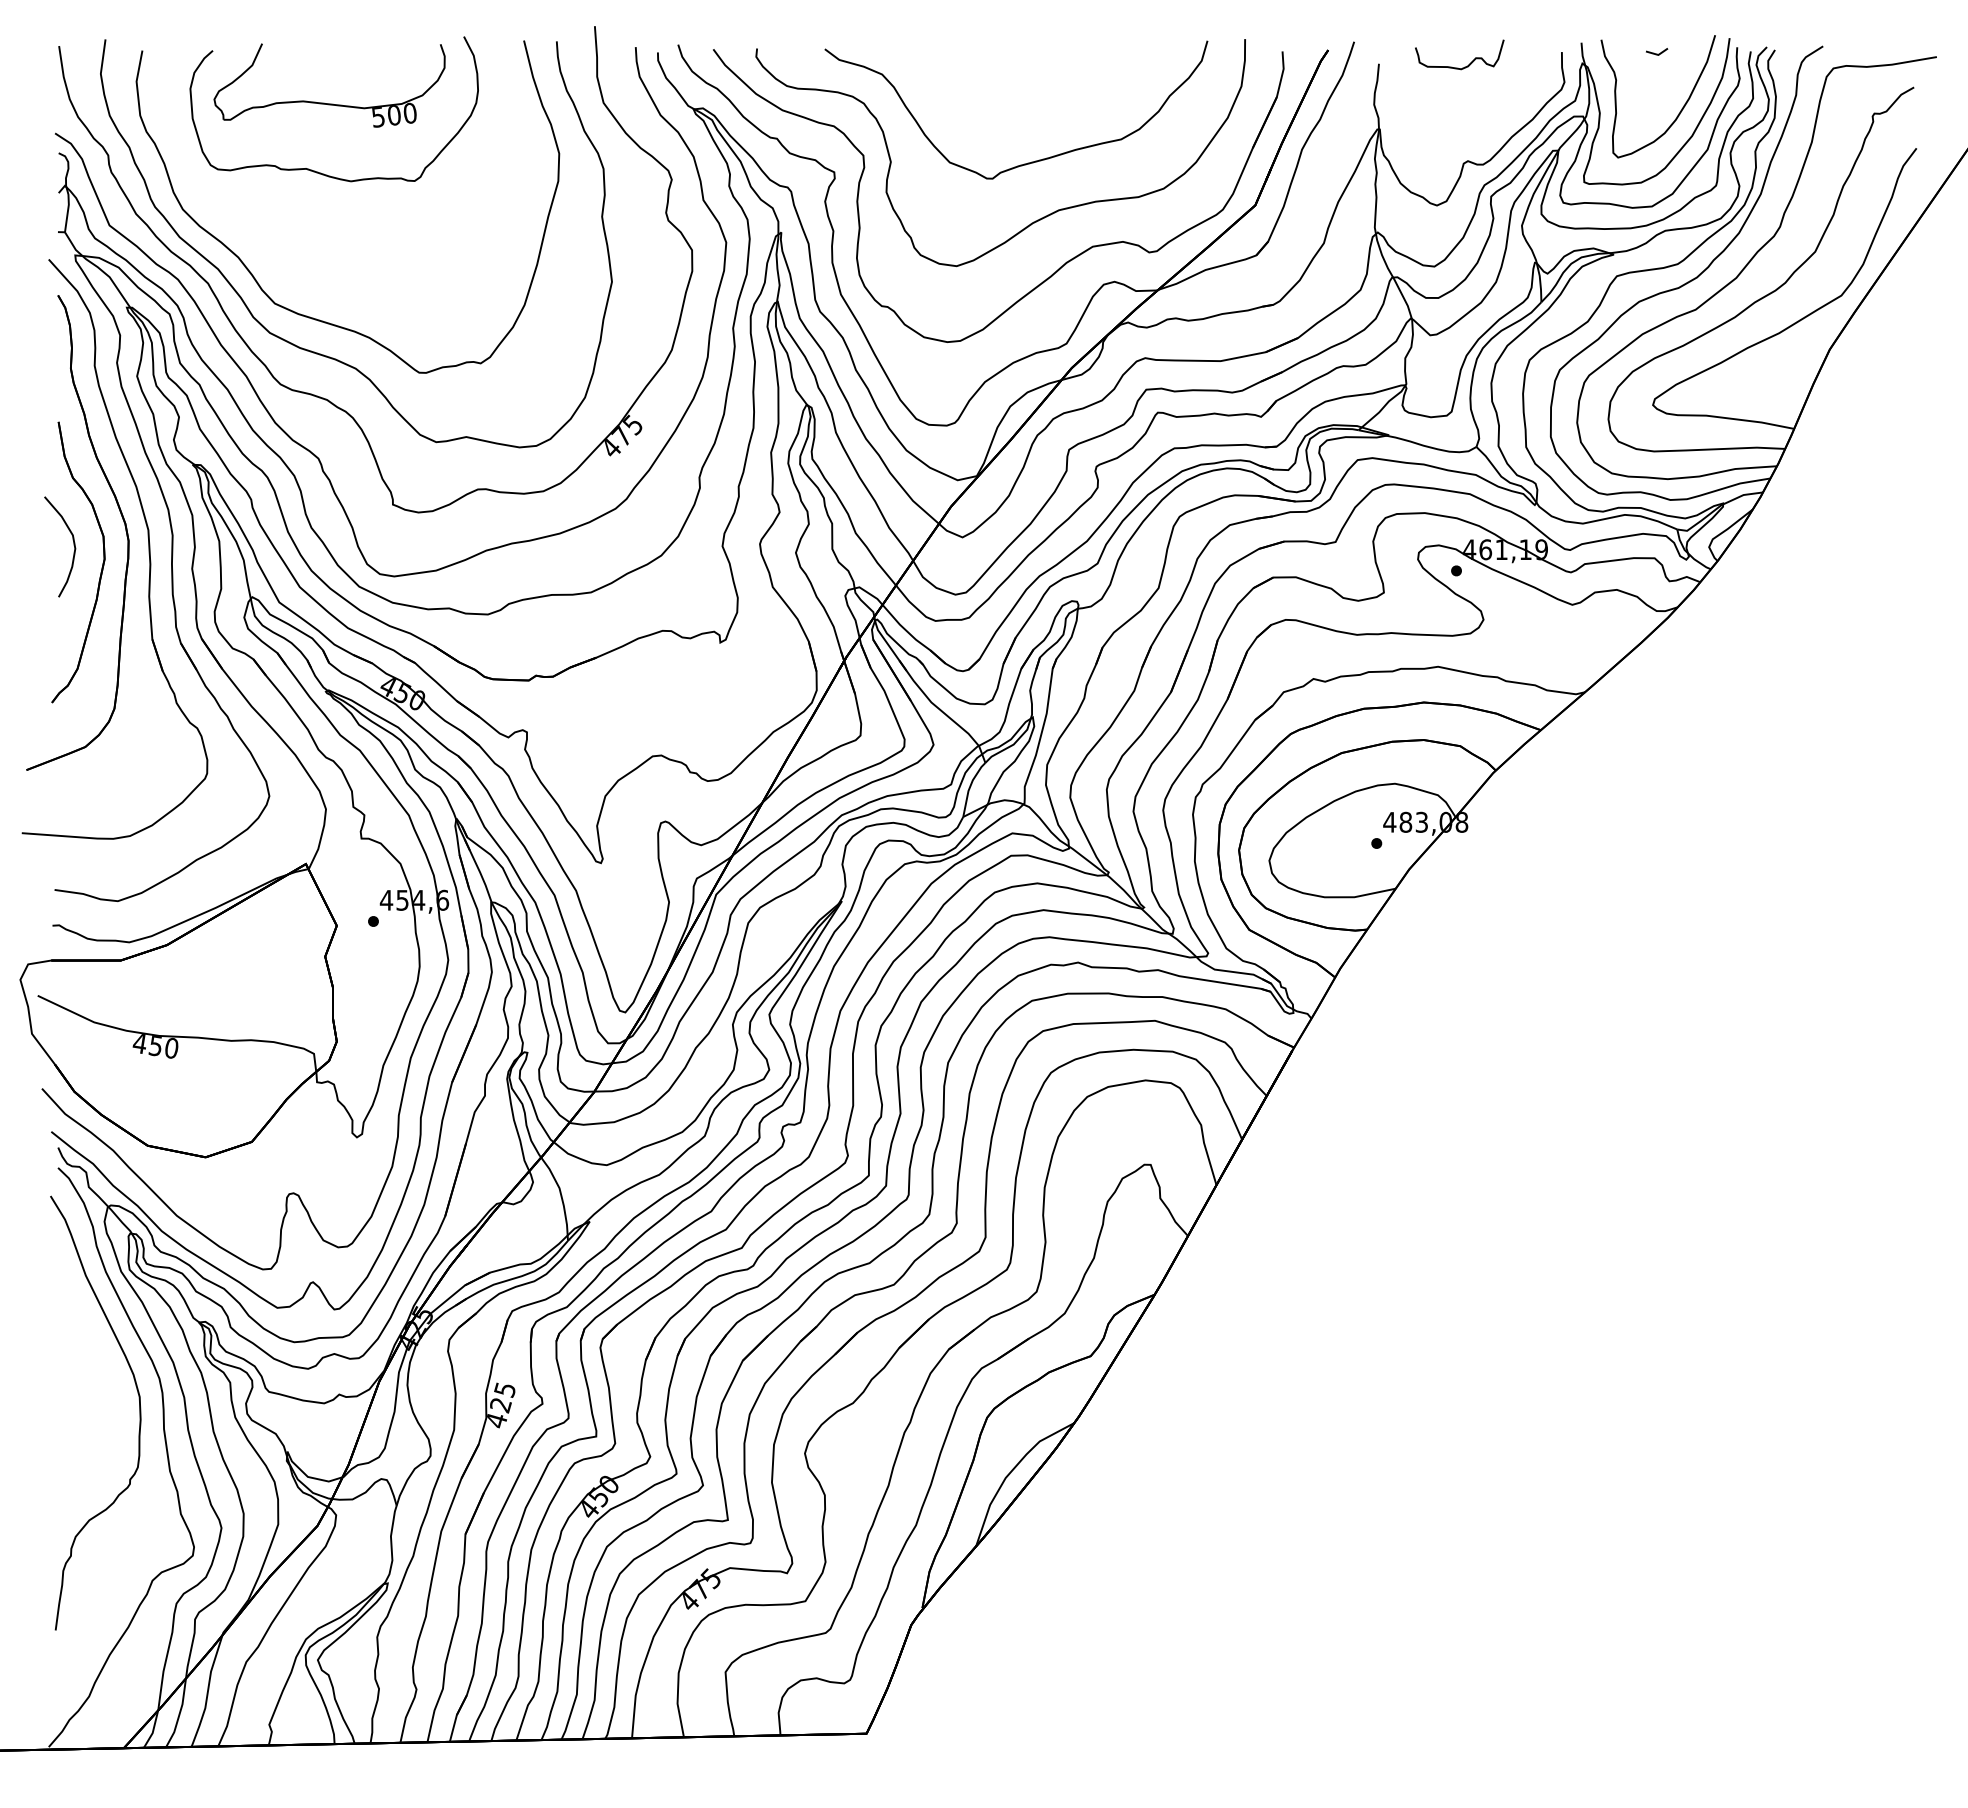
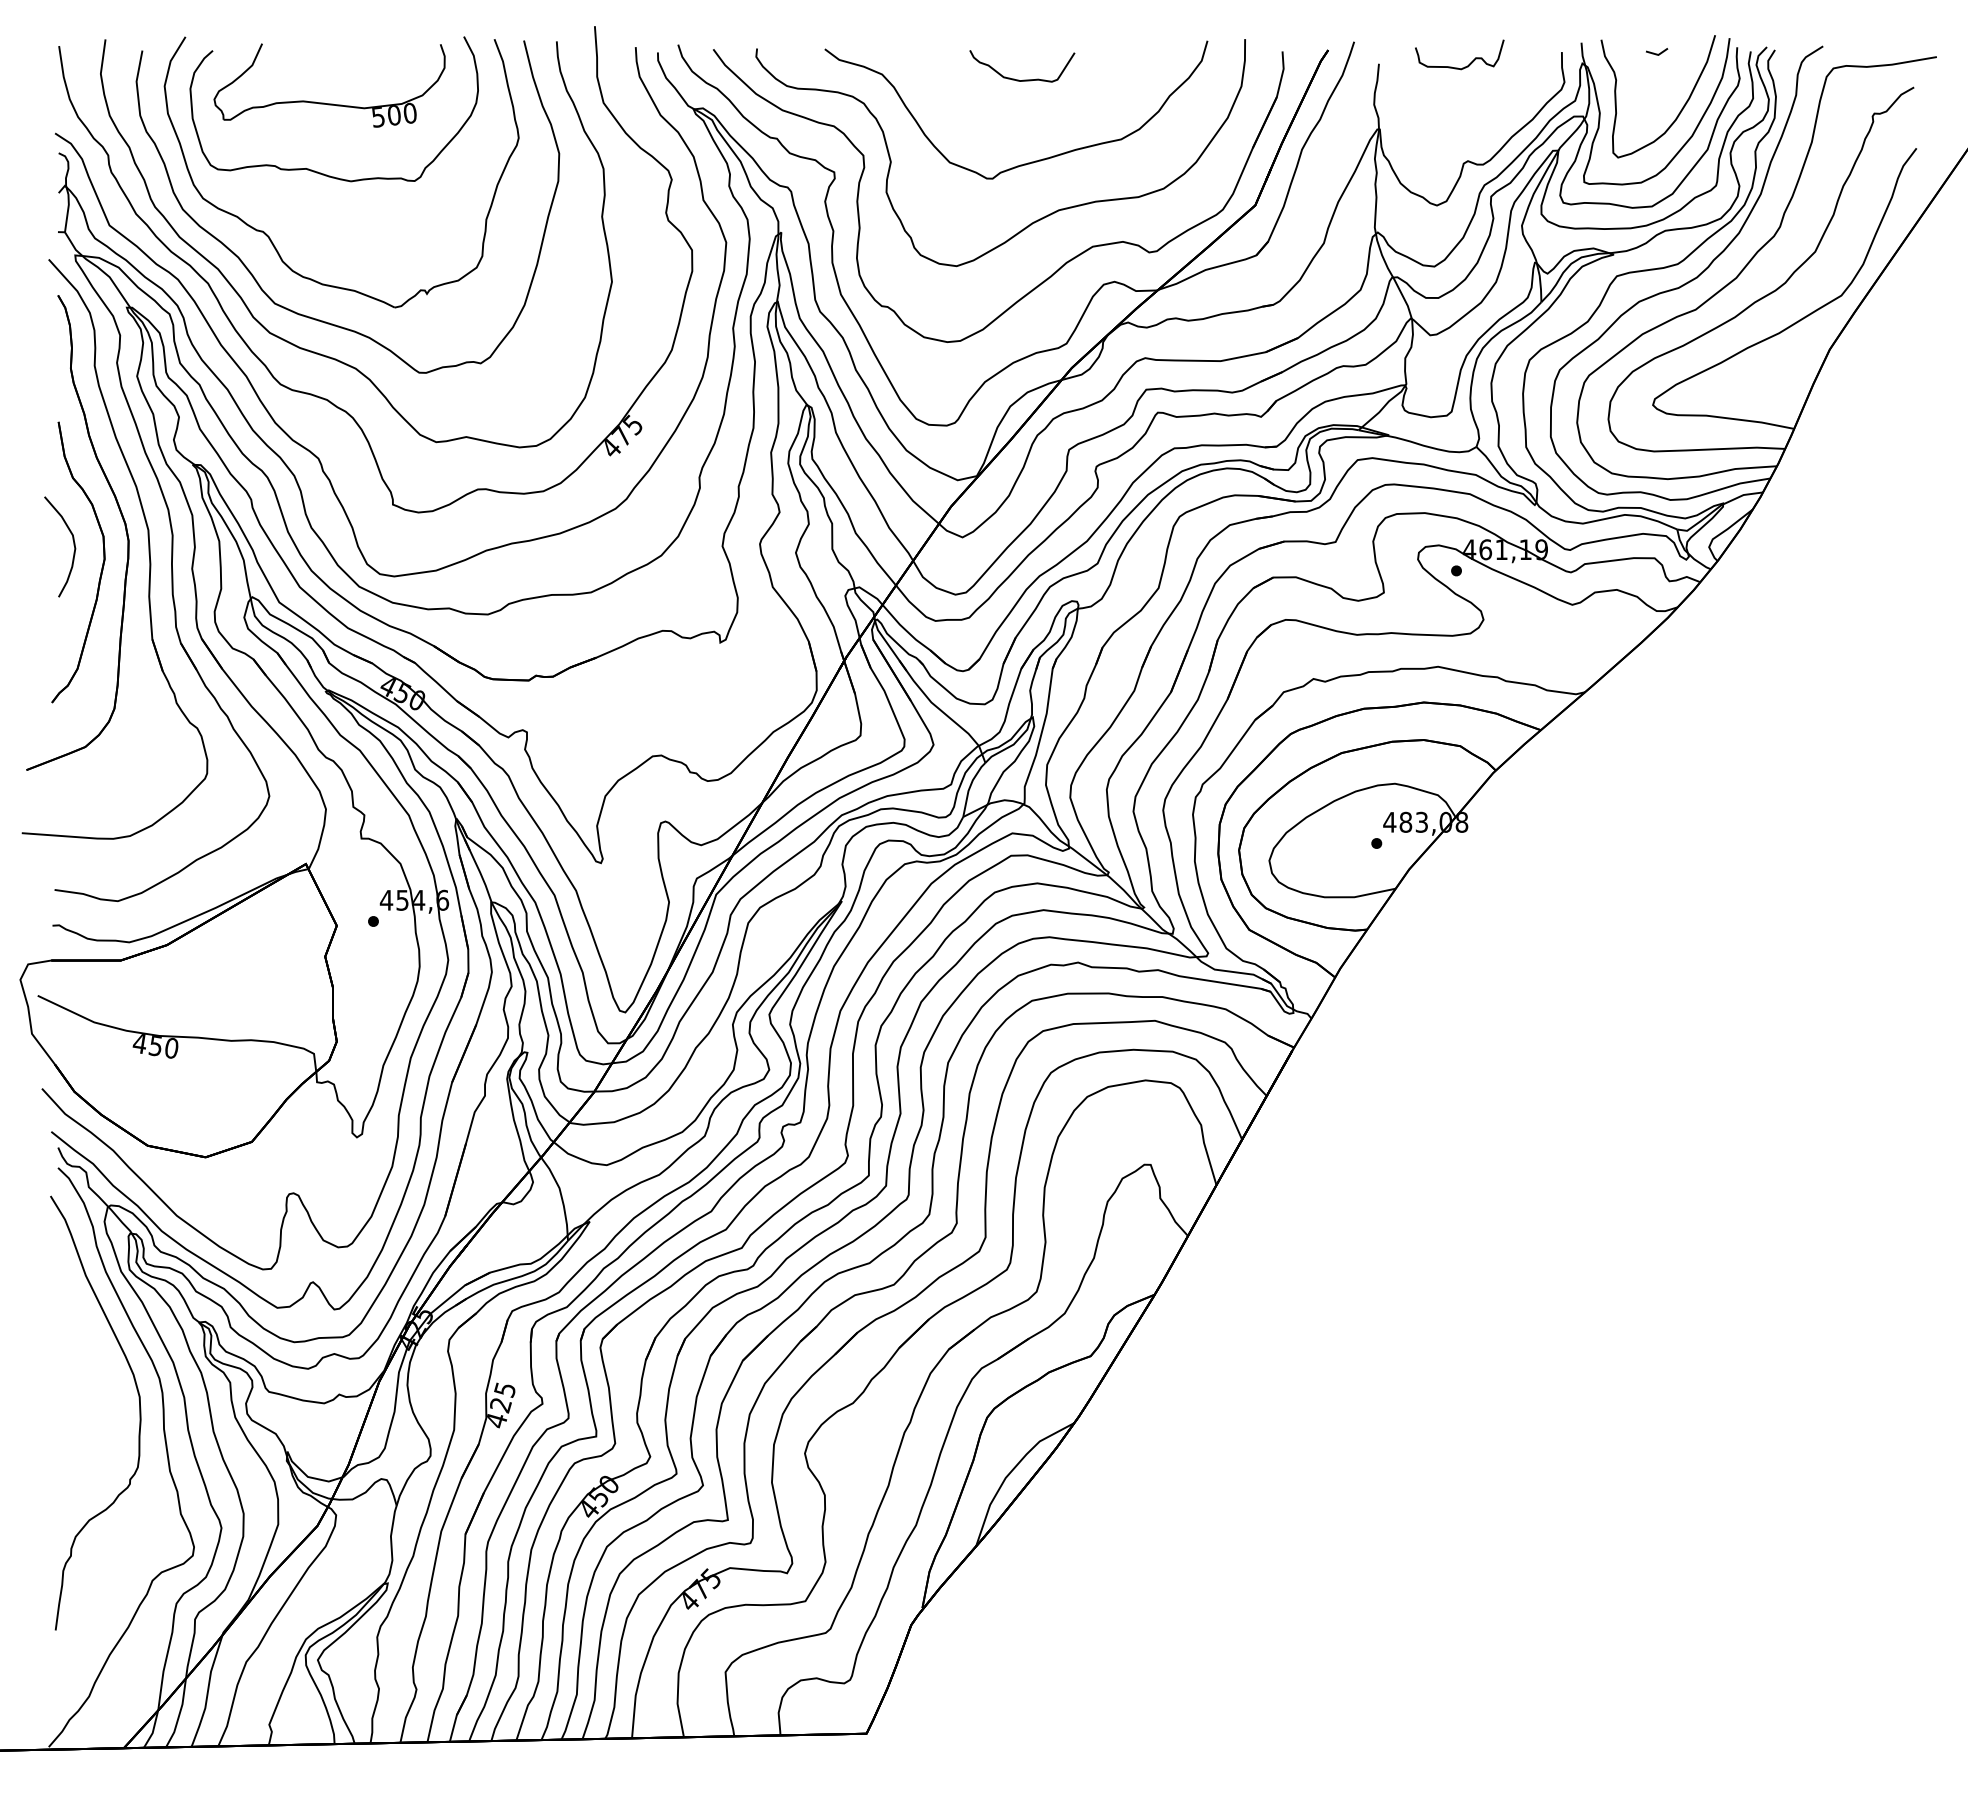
curve: none -> present (1023, 79)
part: none -> present (269, 236)
